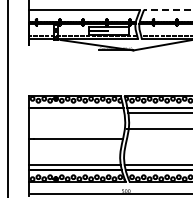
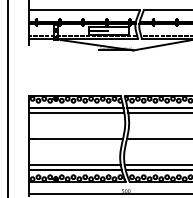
line: dashed -> solid (167, 9)
line: none -> present (76, 113)
line position: (157, 129) -> (157, 139) (157, 139)
